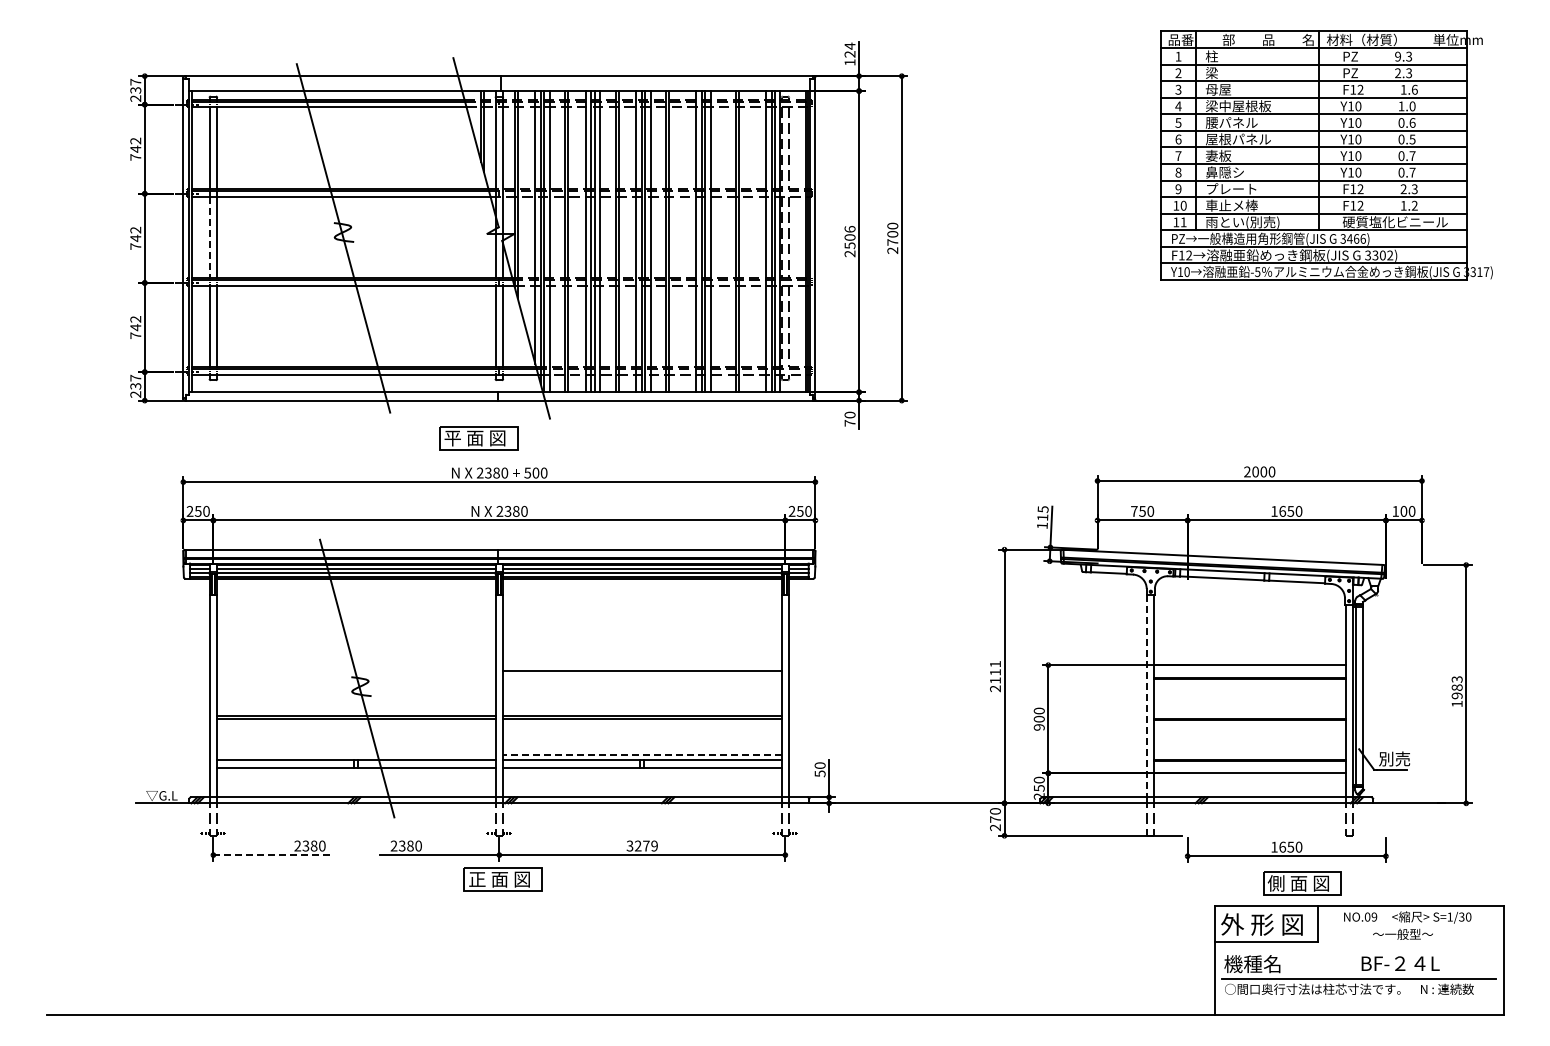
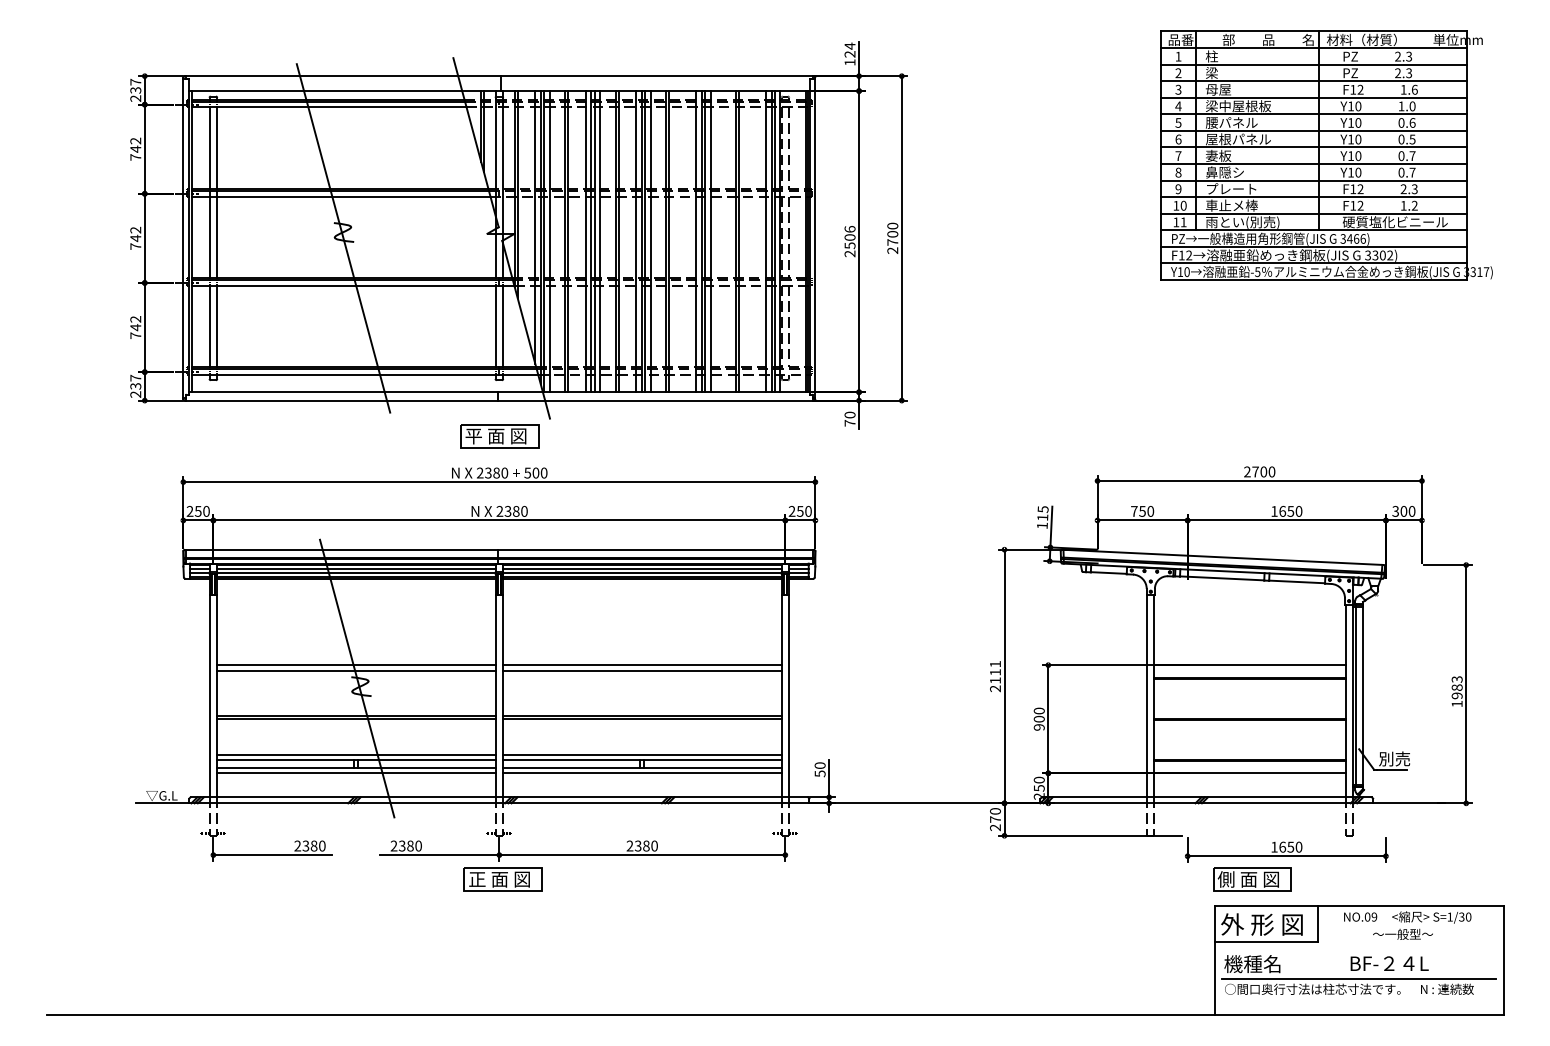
text: 9.3 -> 2.3 (1397, 56)
line: dashed -> solid (209, 237)
part position: (478, 438) -> (499, 436) (499, 436)
text: 2000 -> 2700 (1255, 471)
text: 100 -> 300 (1395, 510)
line: none -> present (356, 665)
line: none -> present (641, 665)
line: none -> present (356, 670)
line: dashed -> solid (1147, 696)
line: none -> present (356, 755)
line: dashed -> solid (641, 755)
line: none -> present (356, 773)
line: none -> present (641, 773)
text: 3279 -> 2380 (641, 845)
line: dashed -> solid (273, 855)
part position: (1302, 883) -> (1252, 879) (1252, 879)
text position: (1400, 963) -> (1389, 963) (1389, 963)
